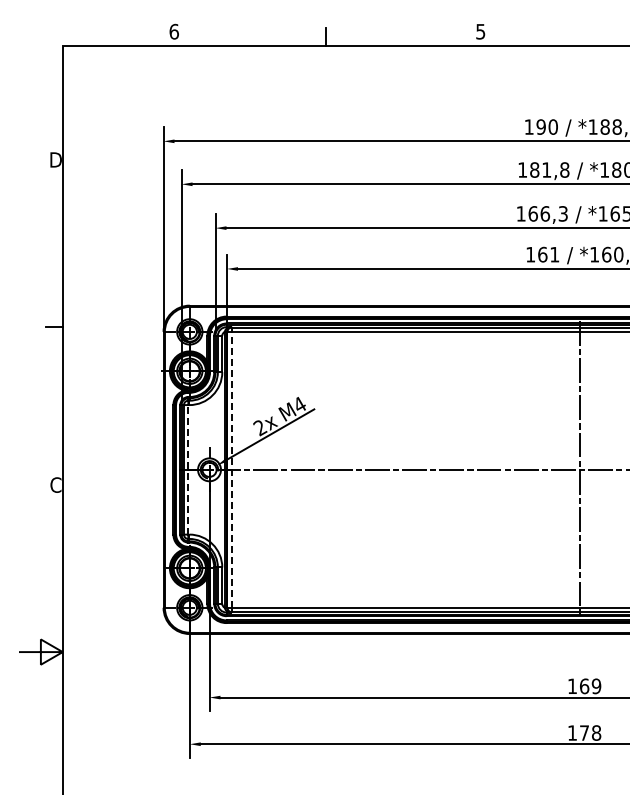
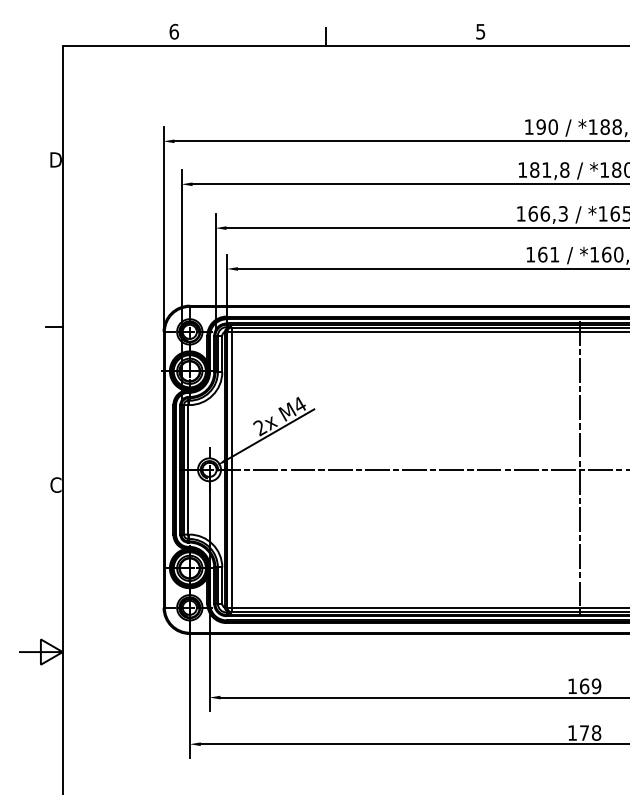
line: dashed -> solid (188, 469)
line: dashed -> solid (231, 469)
